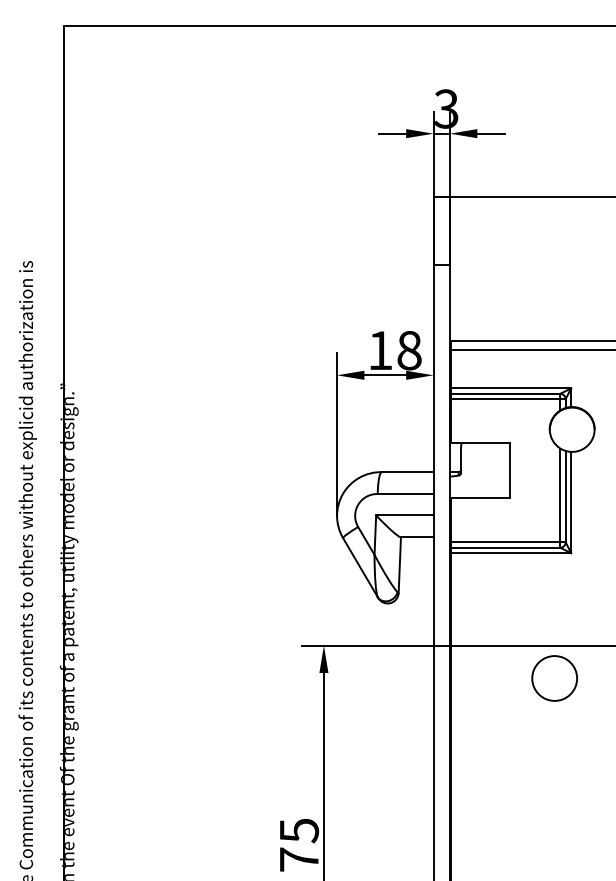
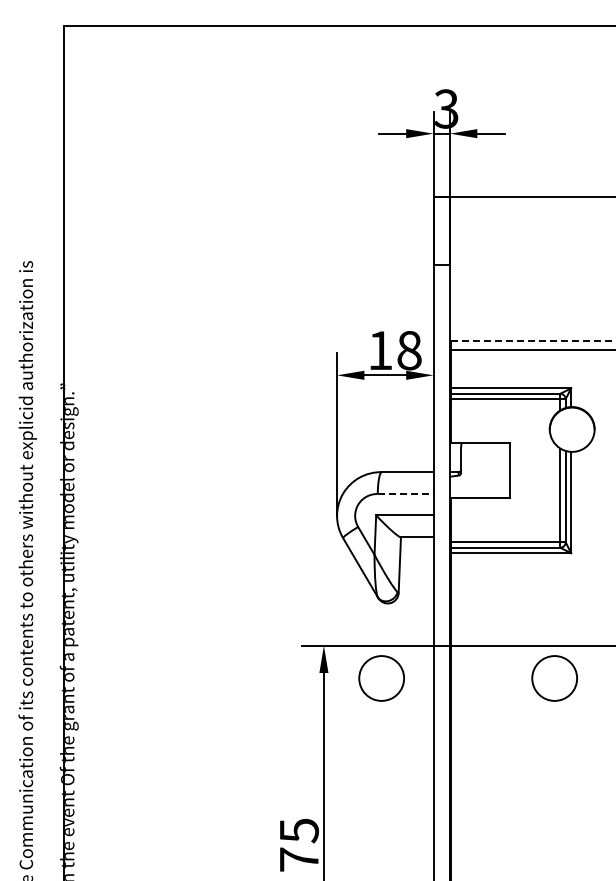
line: solid -> dashed (533, 340)
line: solid -> dashed (405, 494)
circle: none -> present (381, 678)
